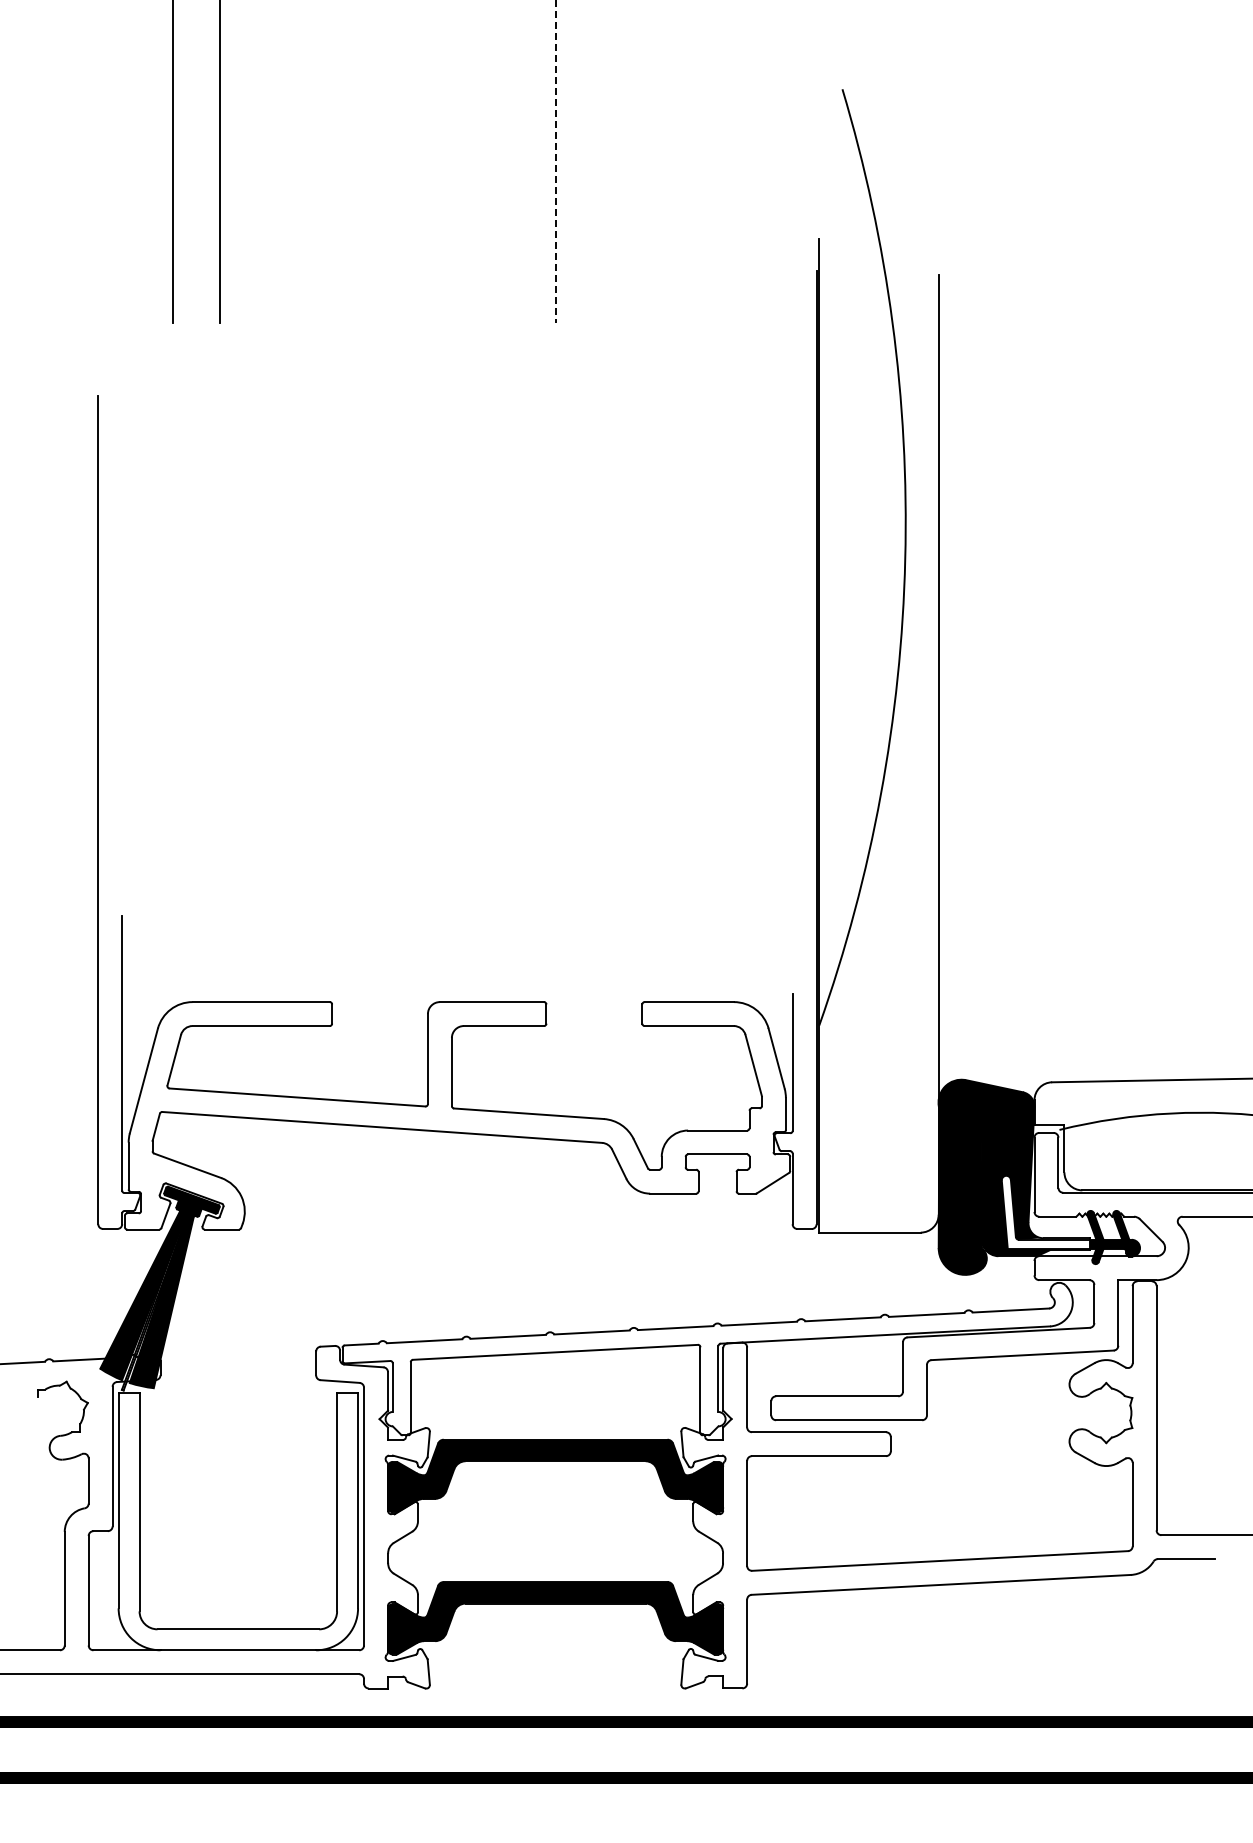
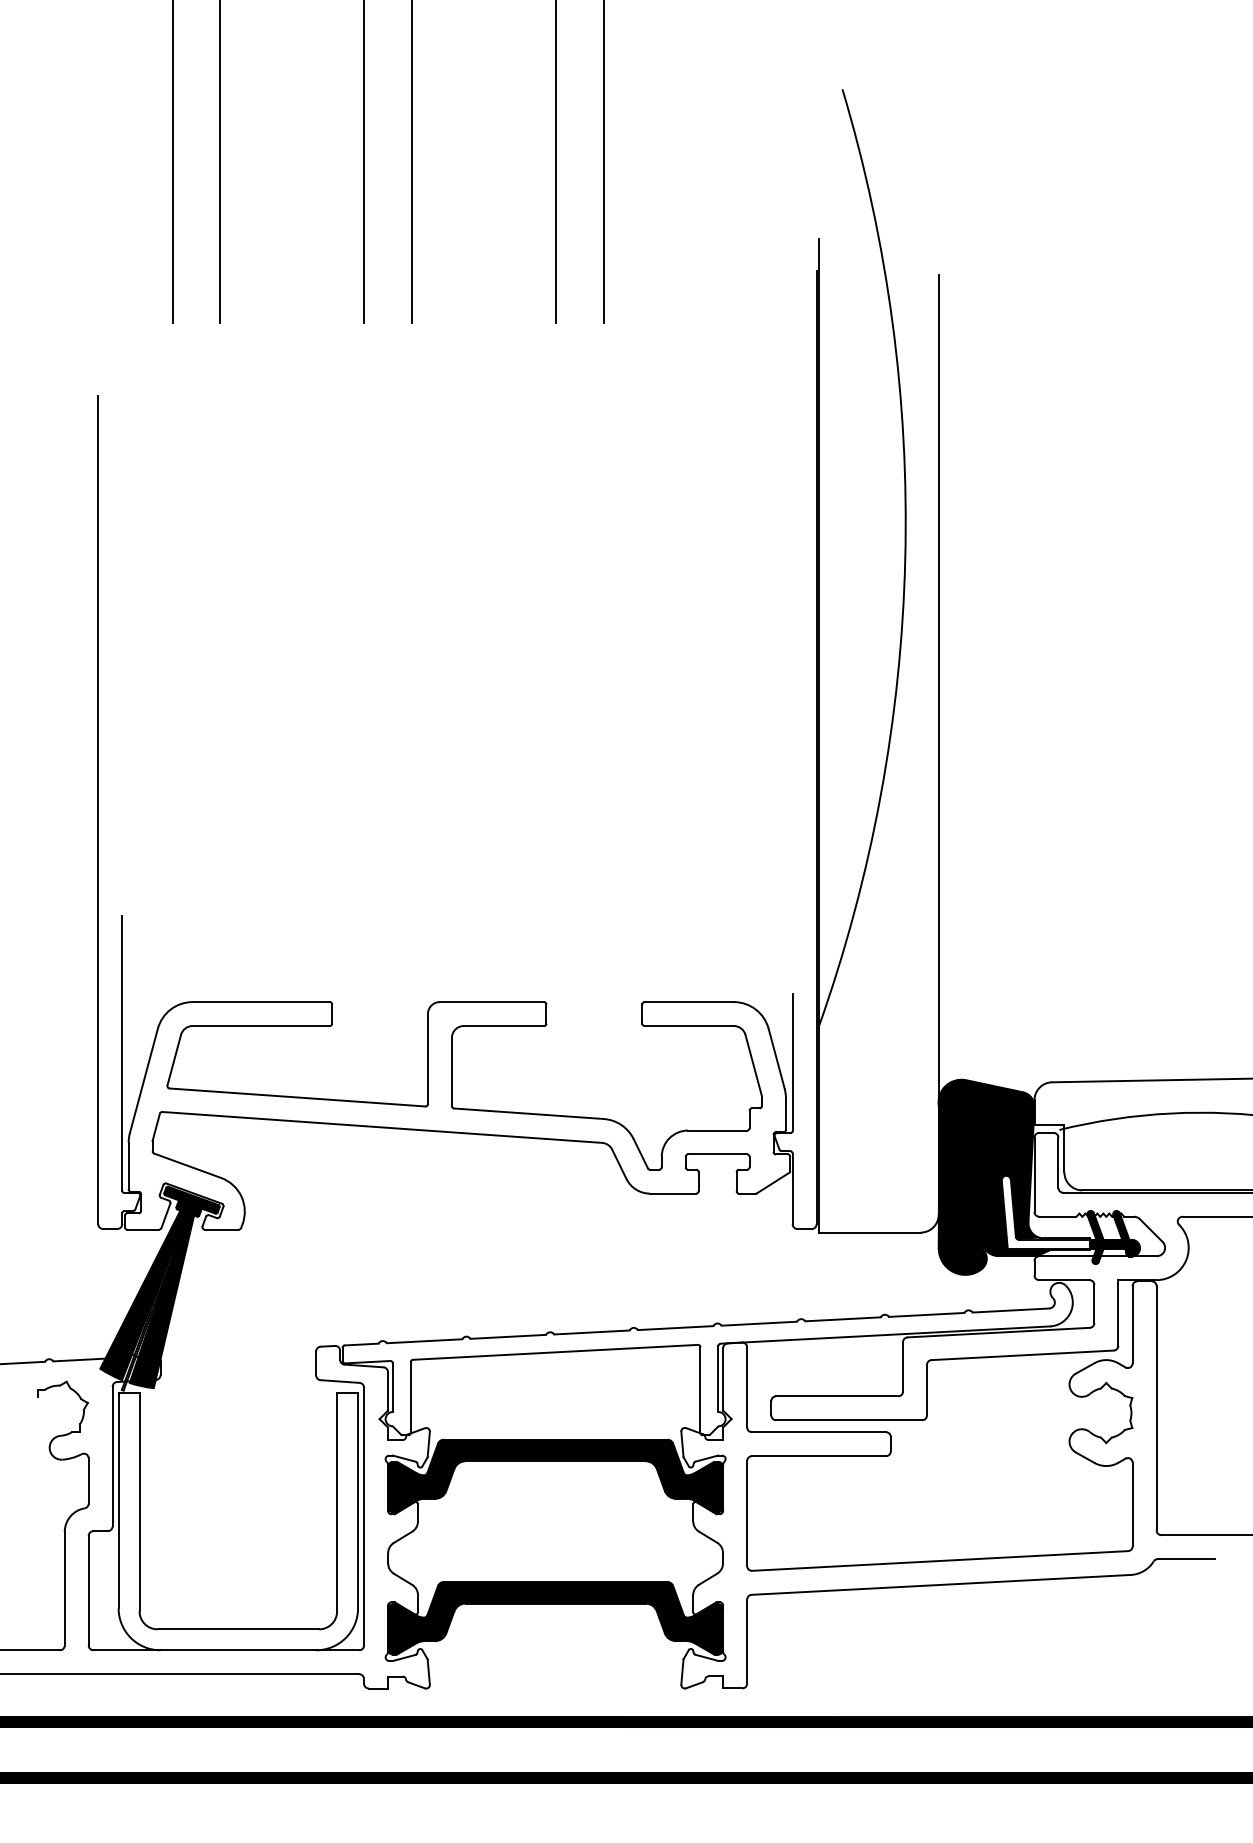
line: dashed -> solid (555, 161)
line: none -> present (364, 162)
line: none -> present (411, 162)
line: none -> present (603, 162)
